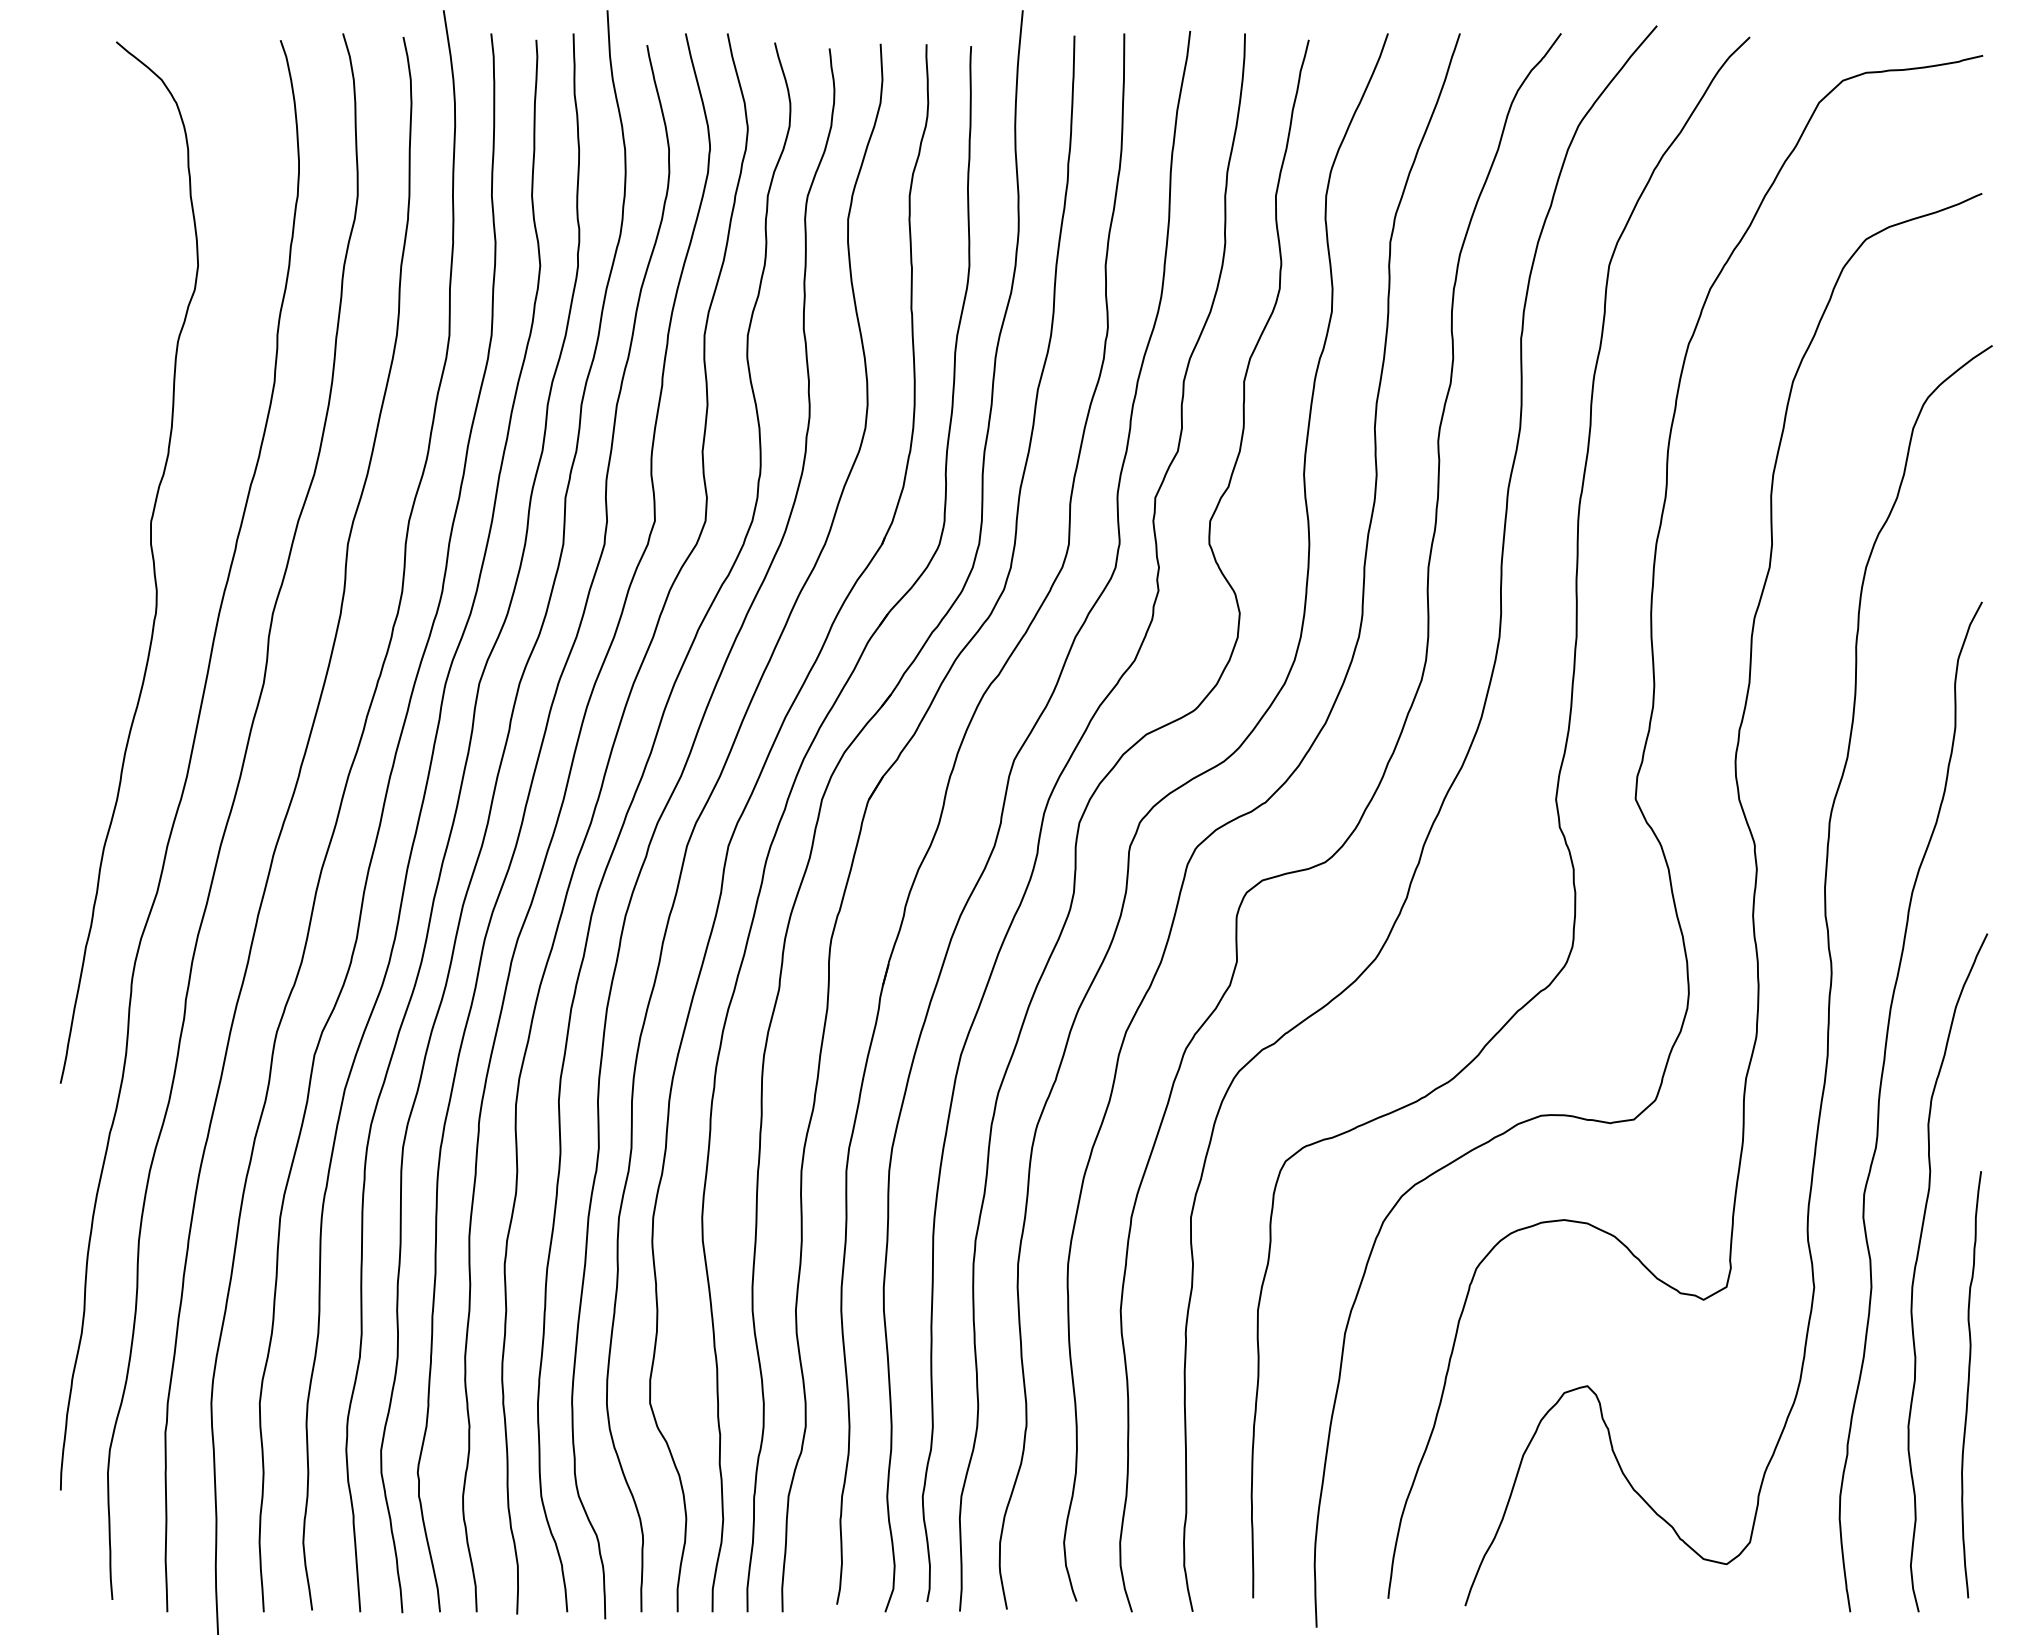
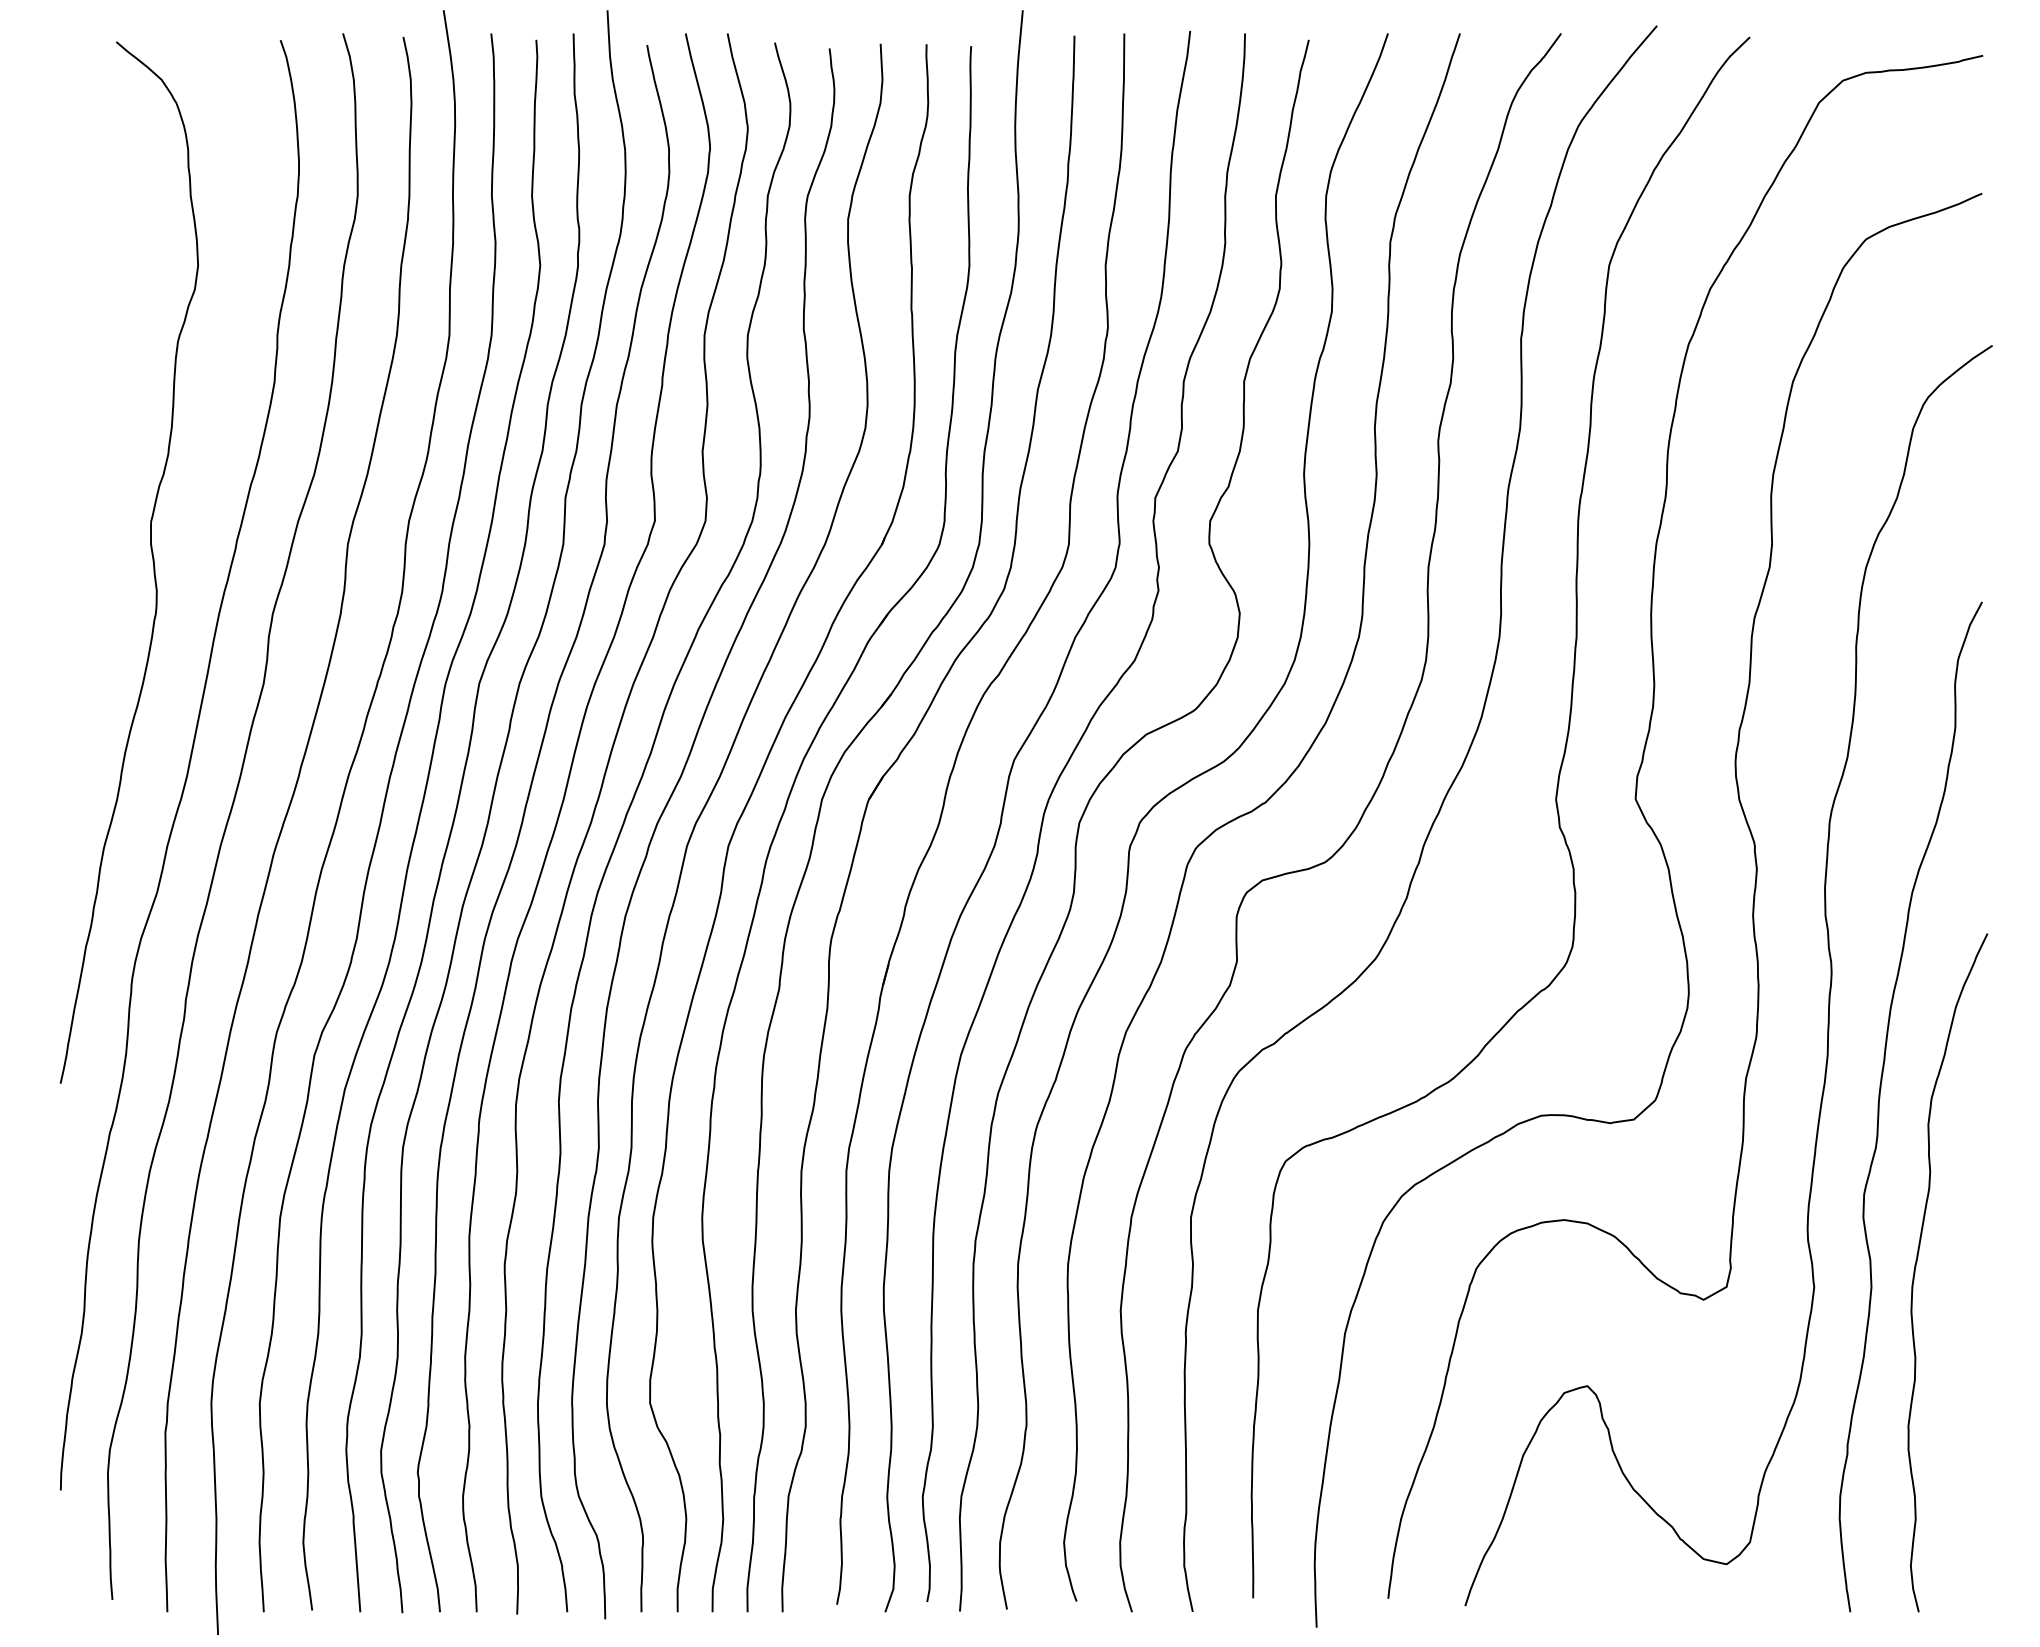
curve: present -> none (1969, 1384)
